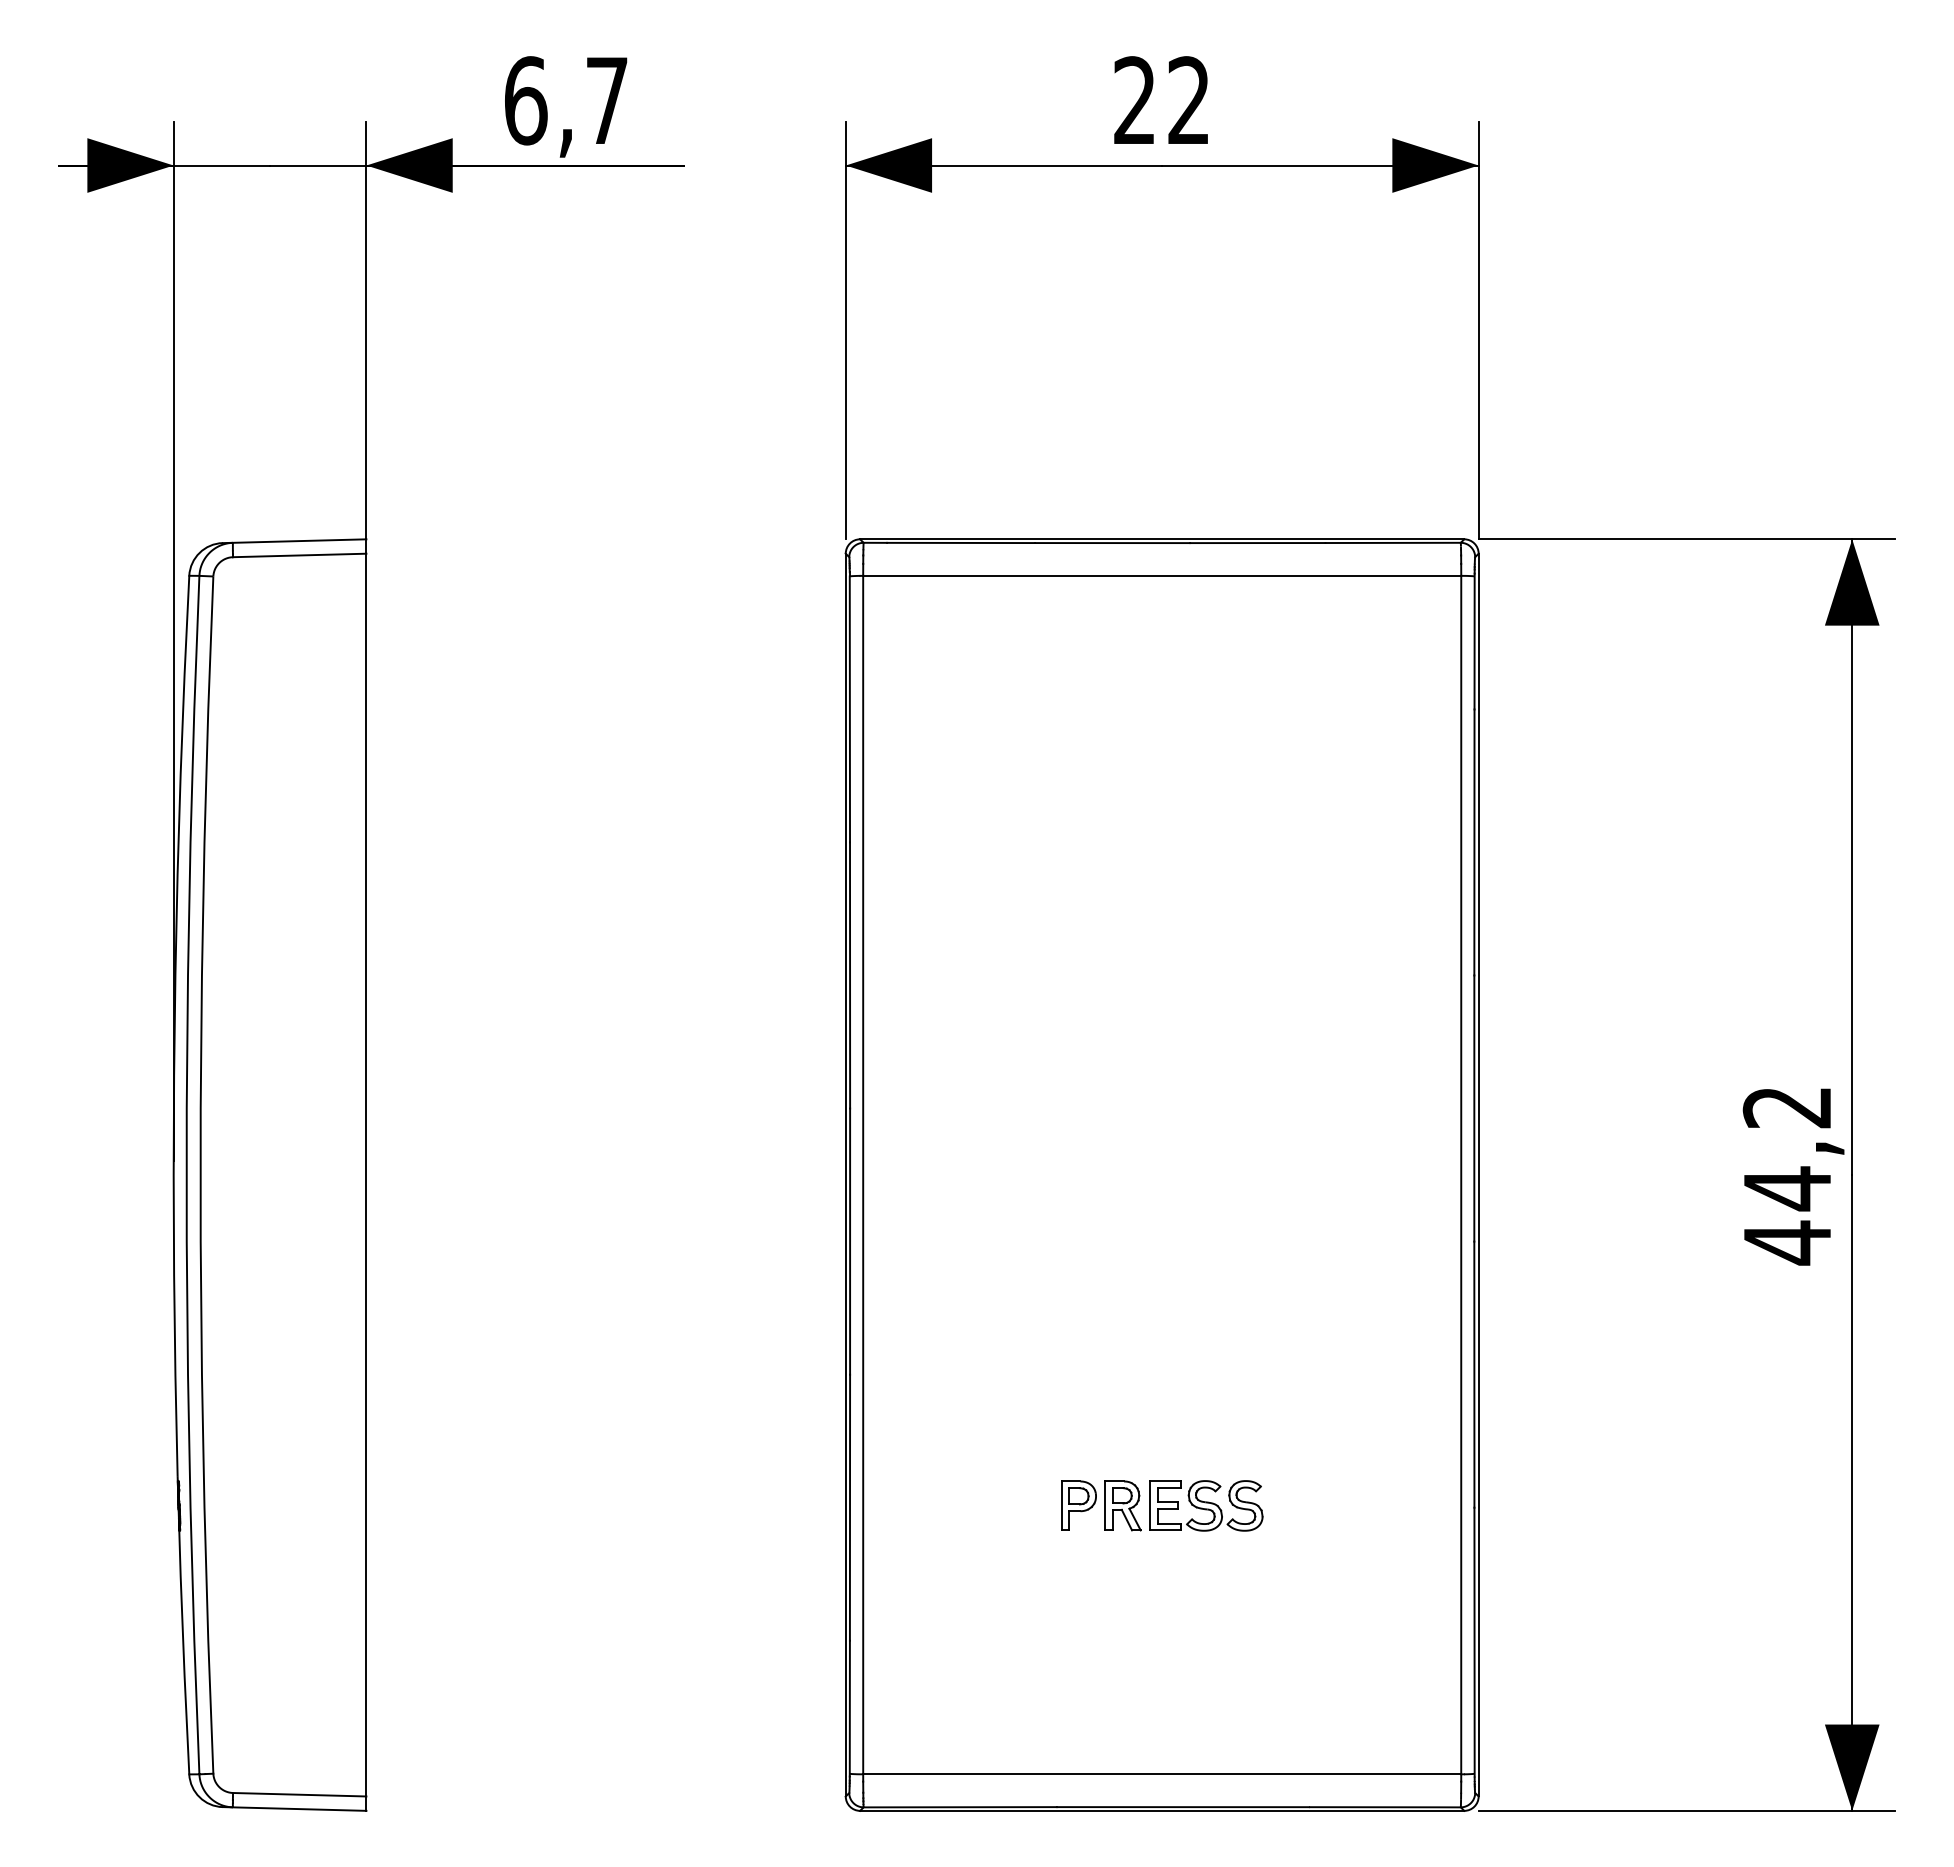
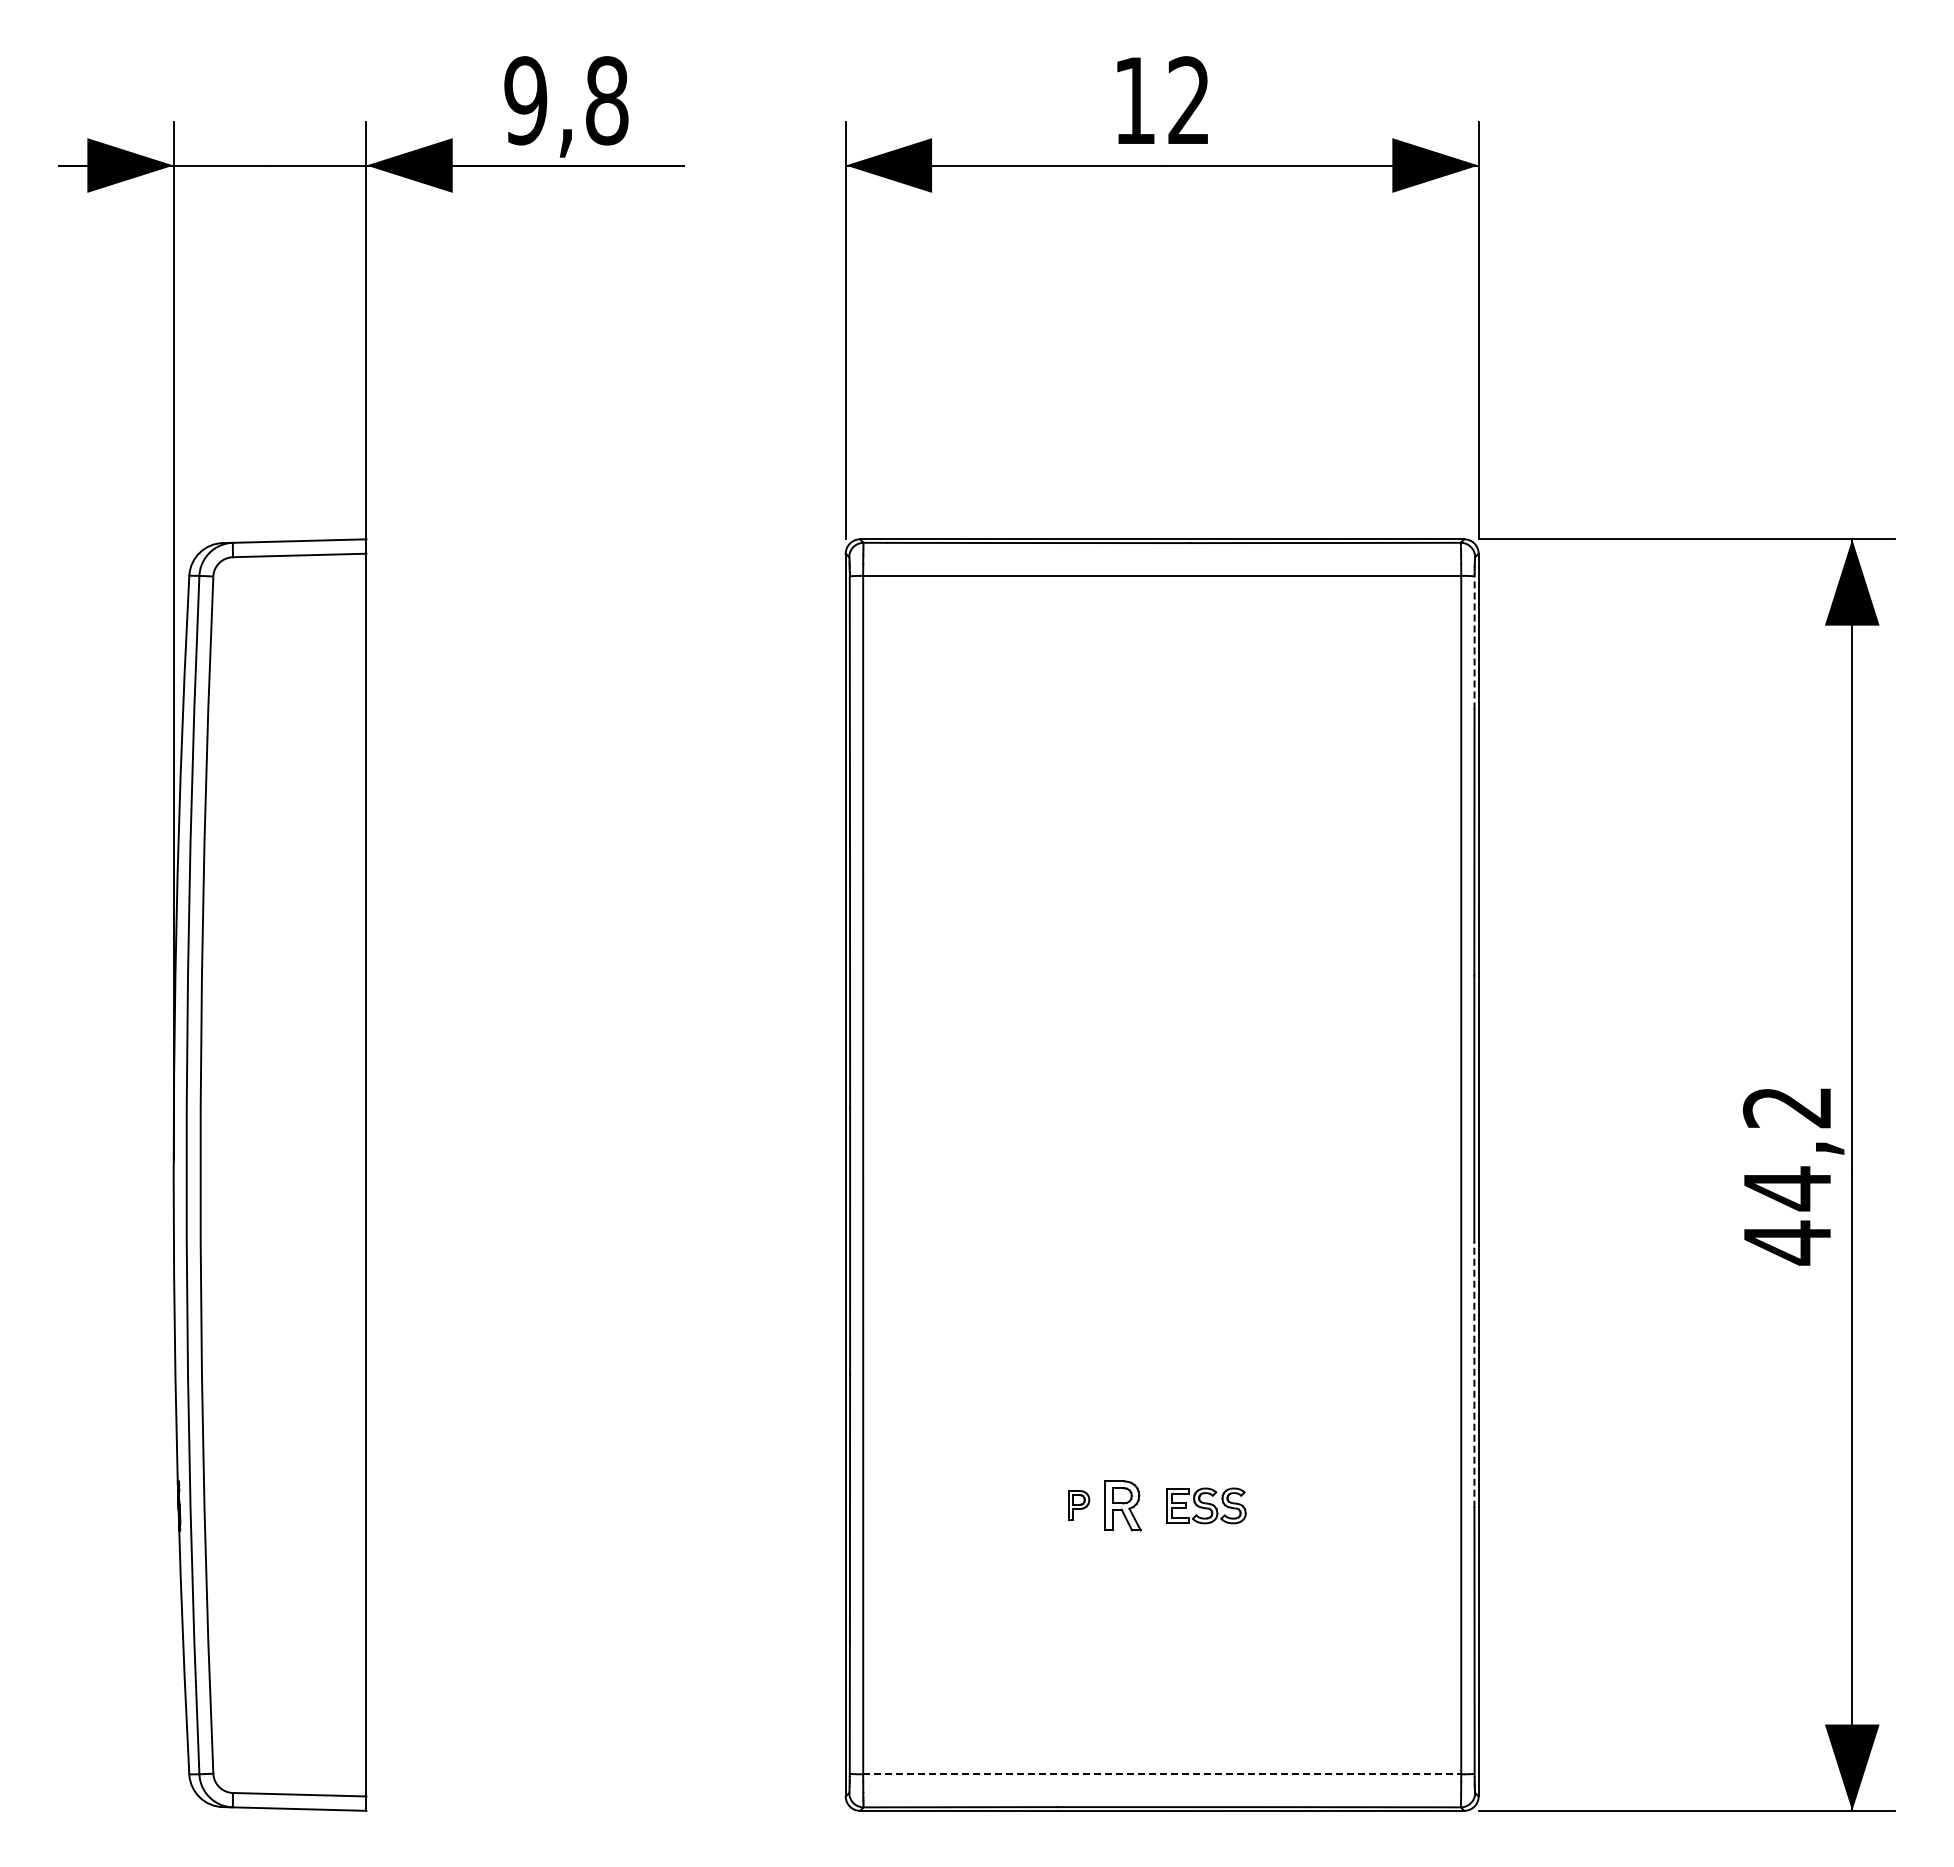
text: 22 -> 12 (1134, 99)
text: 6,7 -> 9,8 (566, 100)
line: solid -> dashed (1474, 641)
line: solid -> dashed (1474, 1374)
part size: 36x51 px -> 23x31 px (1079, 1505)
part size: 115x52 px -> 81x38 px (1206, 1505)
line: solid -> dashed (1162, 1774)
